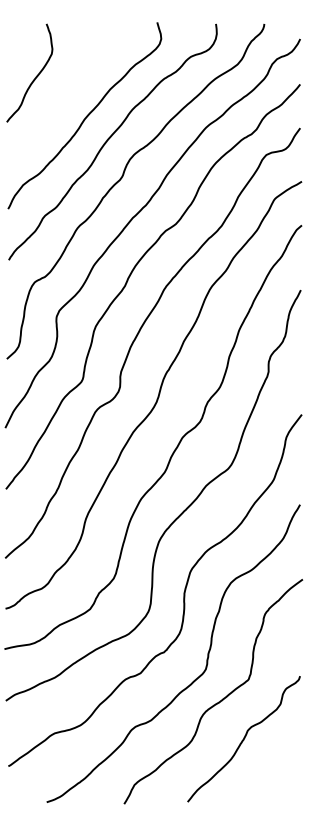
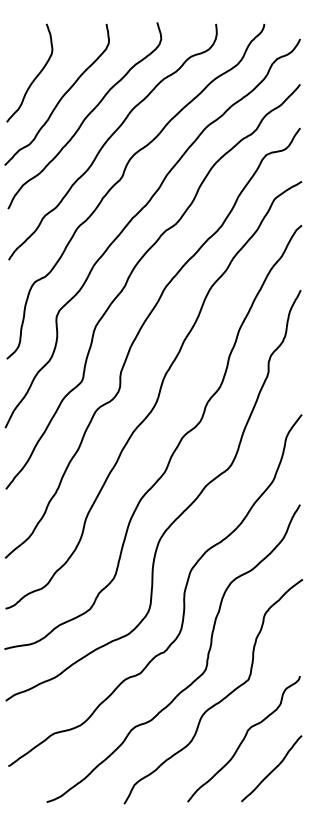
curve: none -> present (61, 96)
curve: none -> present (272, 769)
